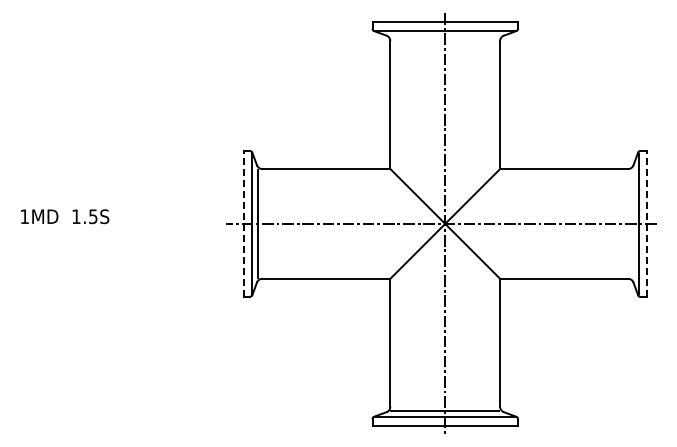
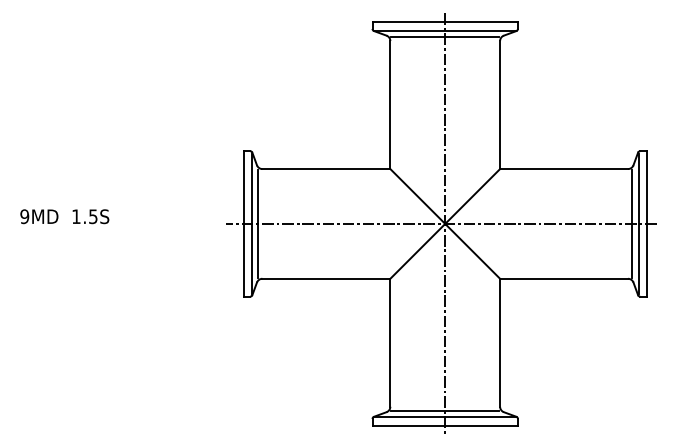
line: none -> present (445, 37)
text: 1MD -> 9MD (24, 216)
line: dashed -> solid (243, 223)
line: none -> present (632, 223)
line: dashed -> solid (646, 223)
